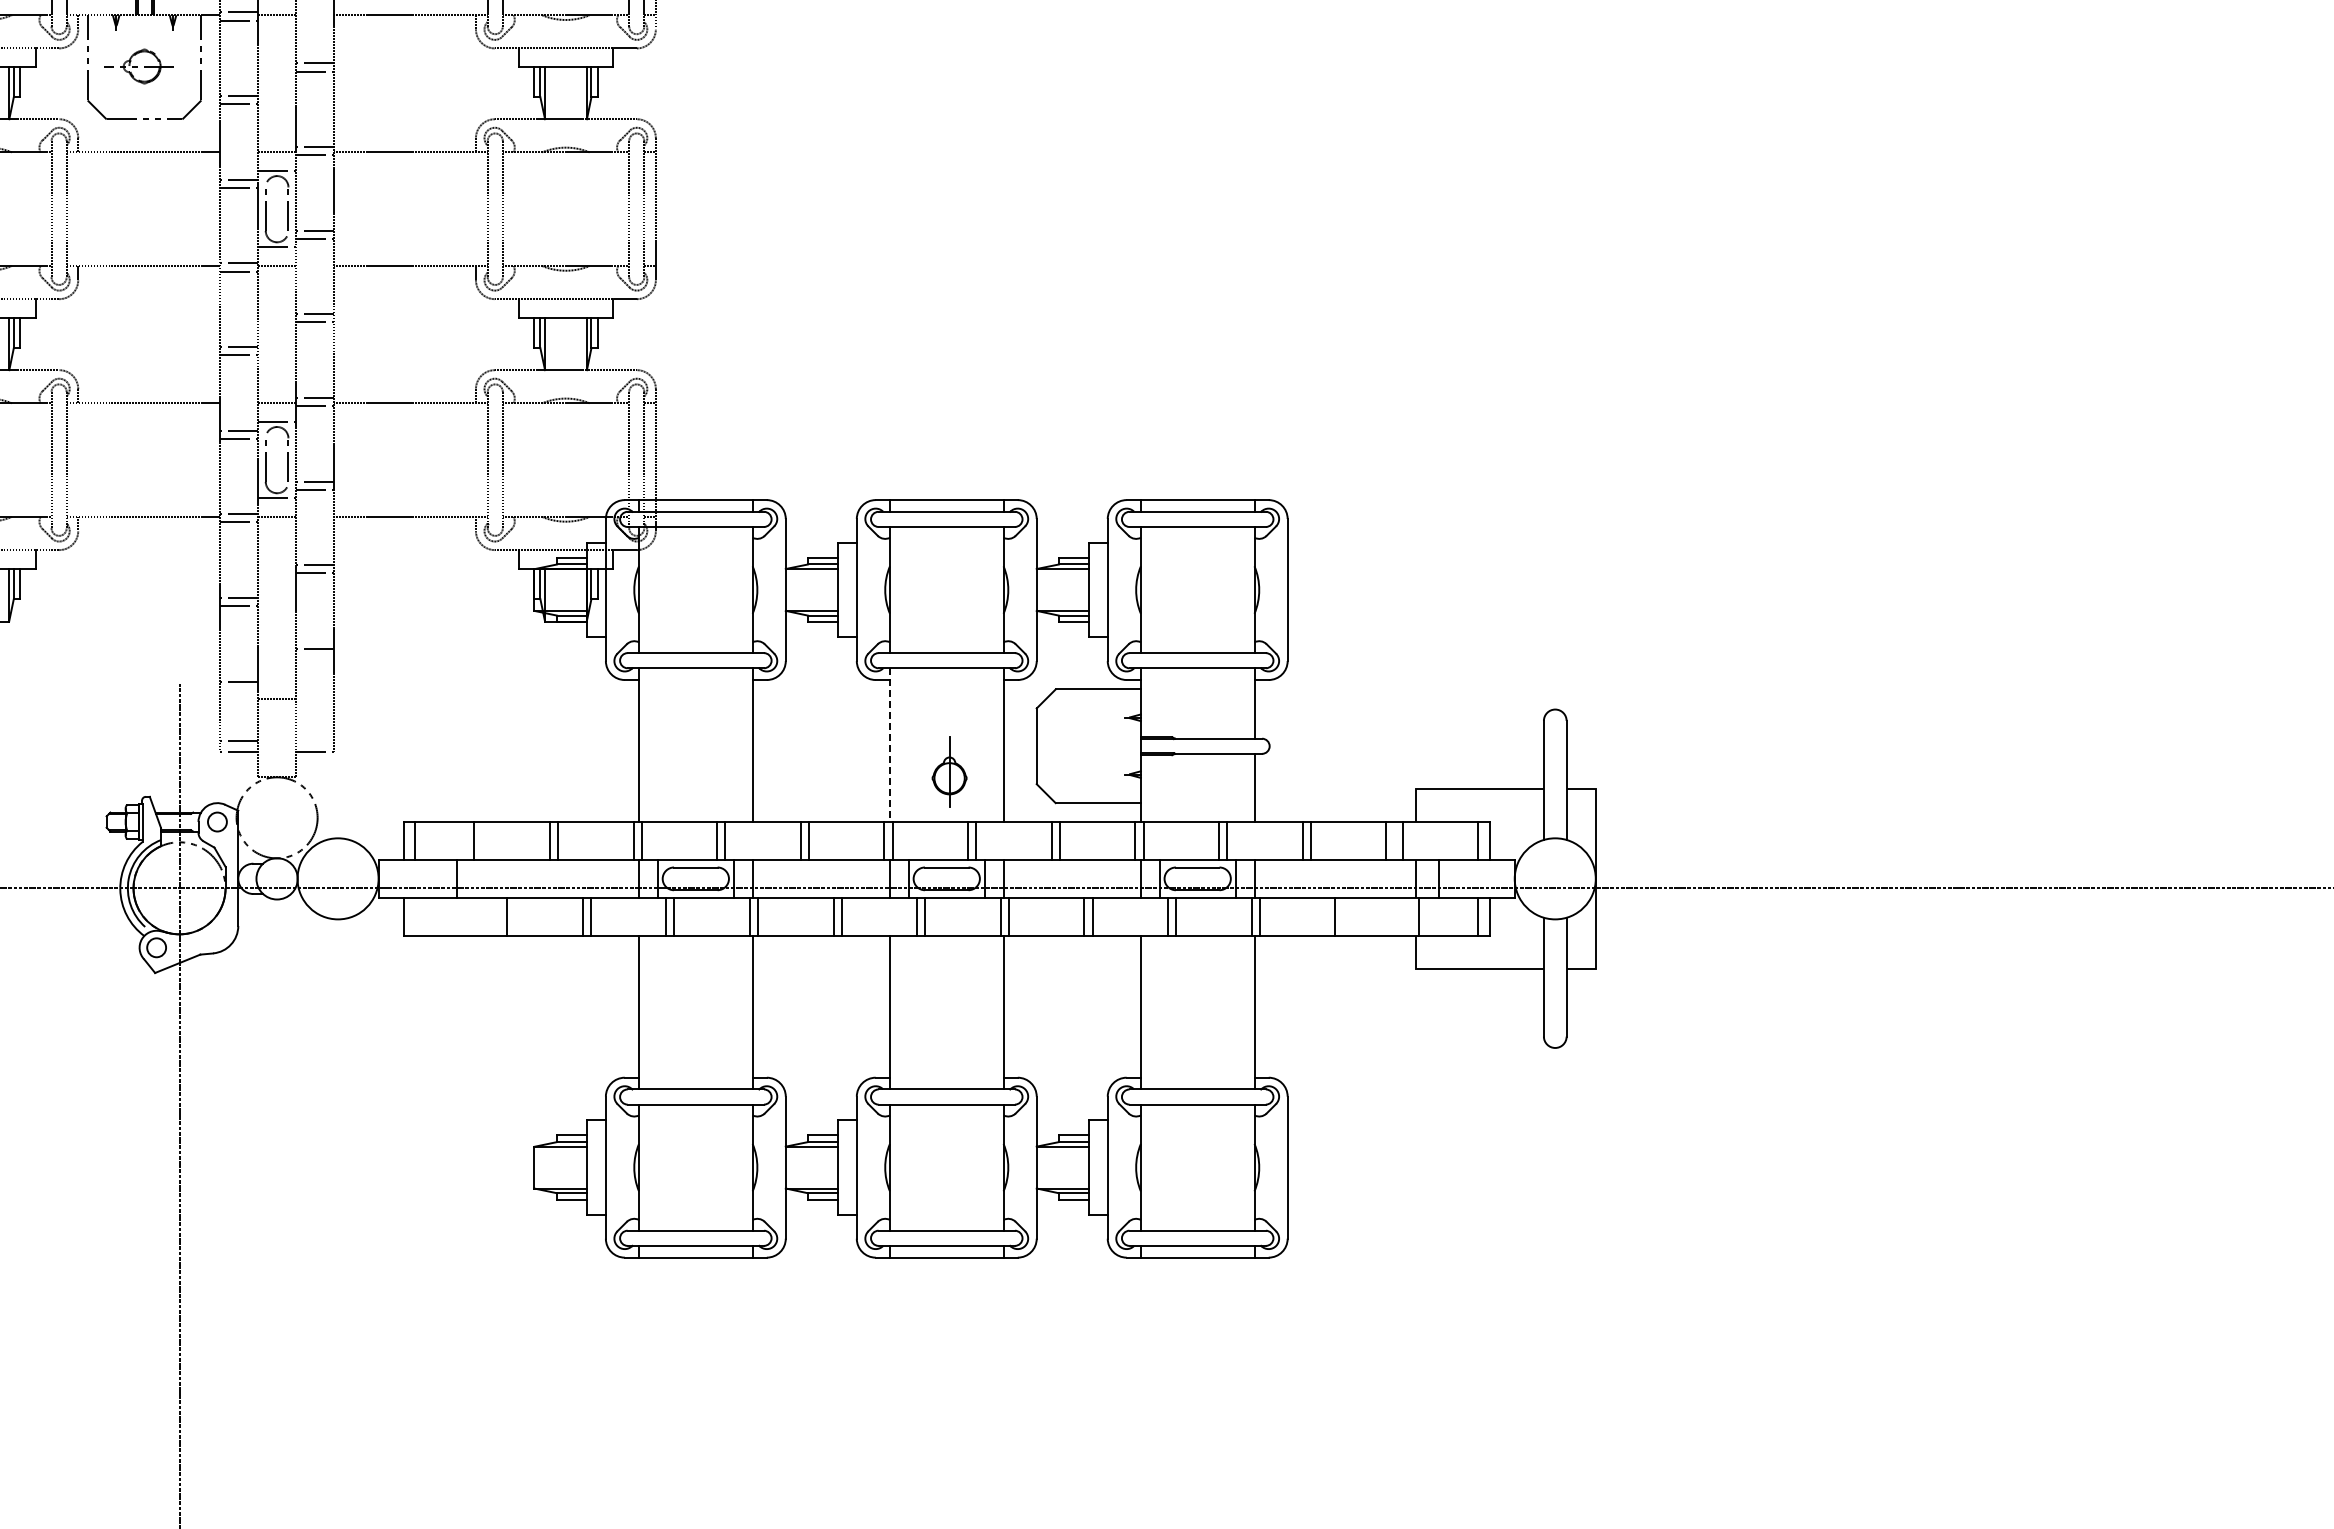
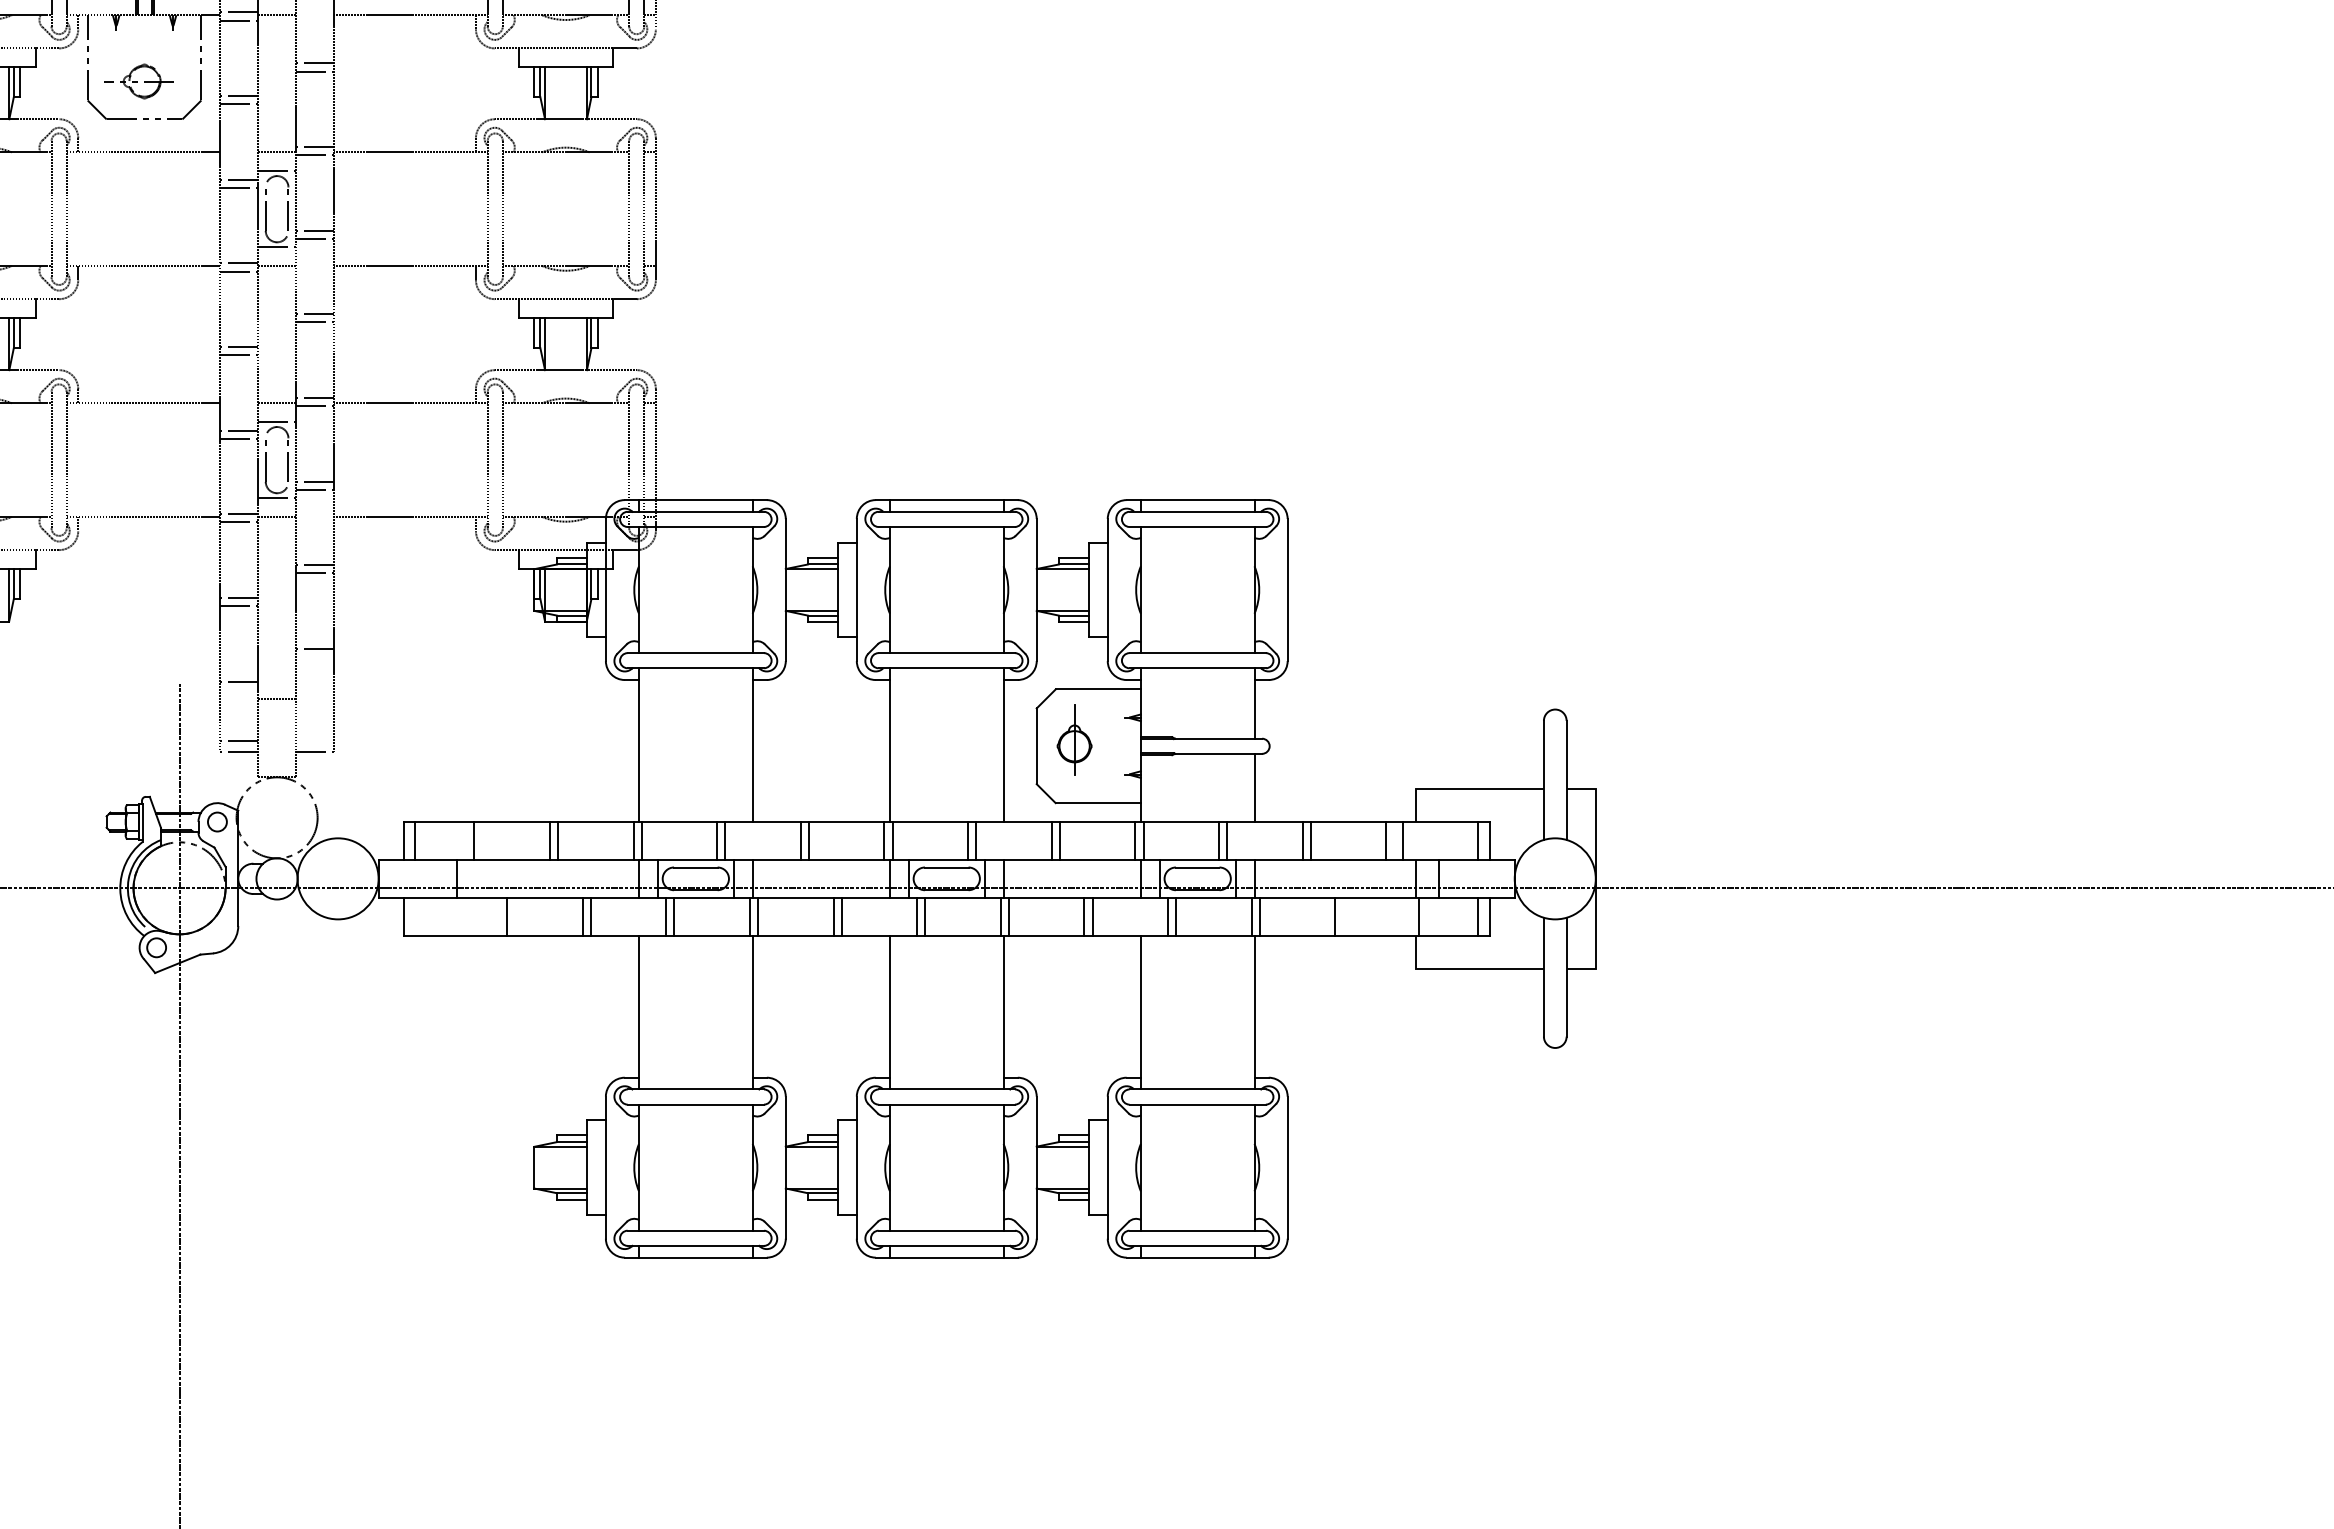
part position: (138, 66) -> (138, 81) (138, 81)
line: dashed -> solid (889, 745)
part position: (949, 771) -> (1074, 739) (1074, 739)
